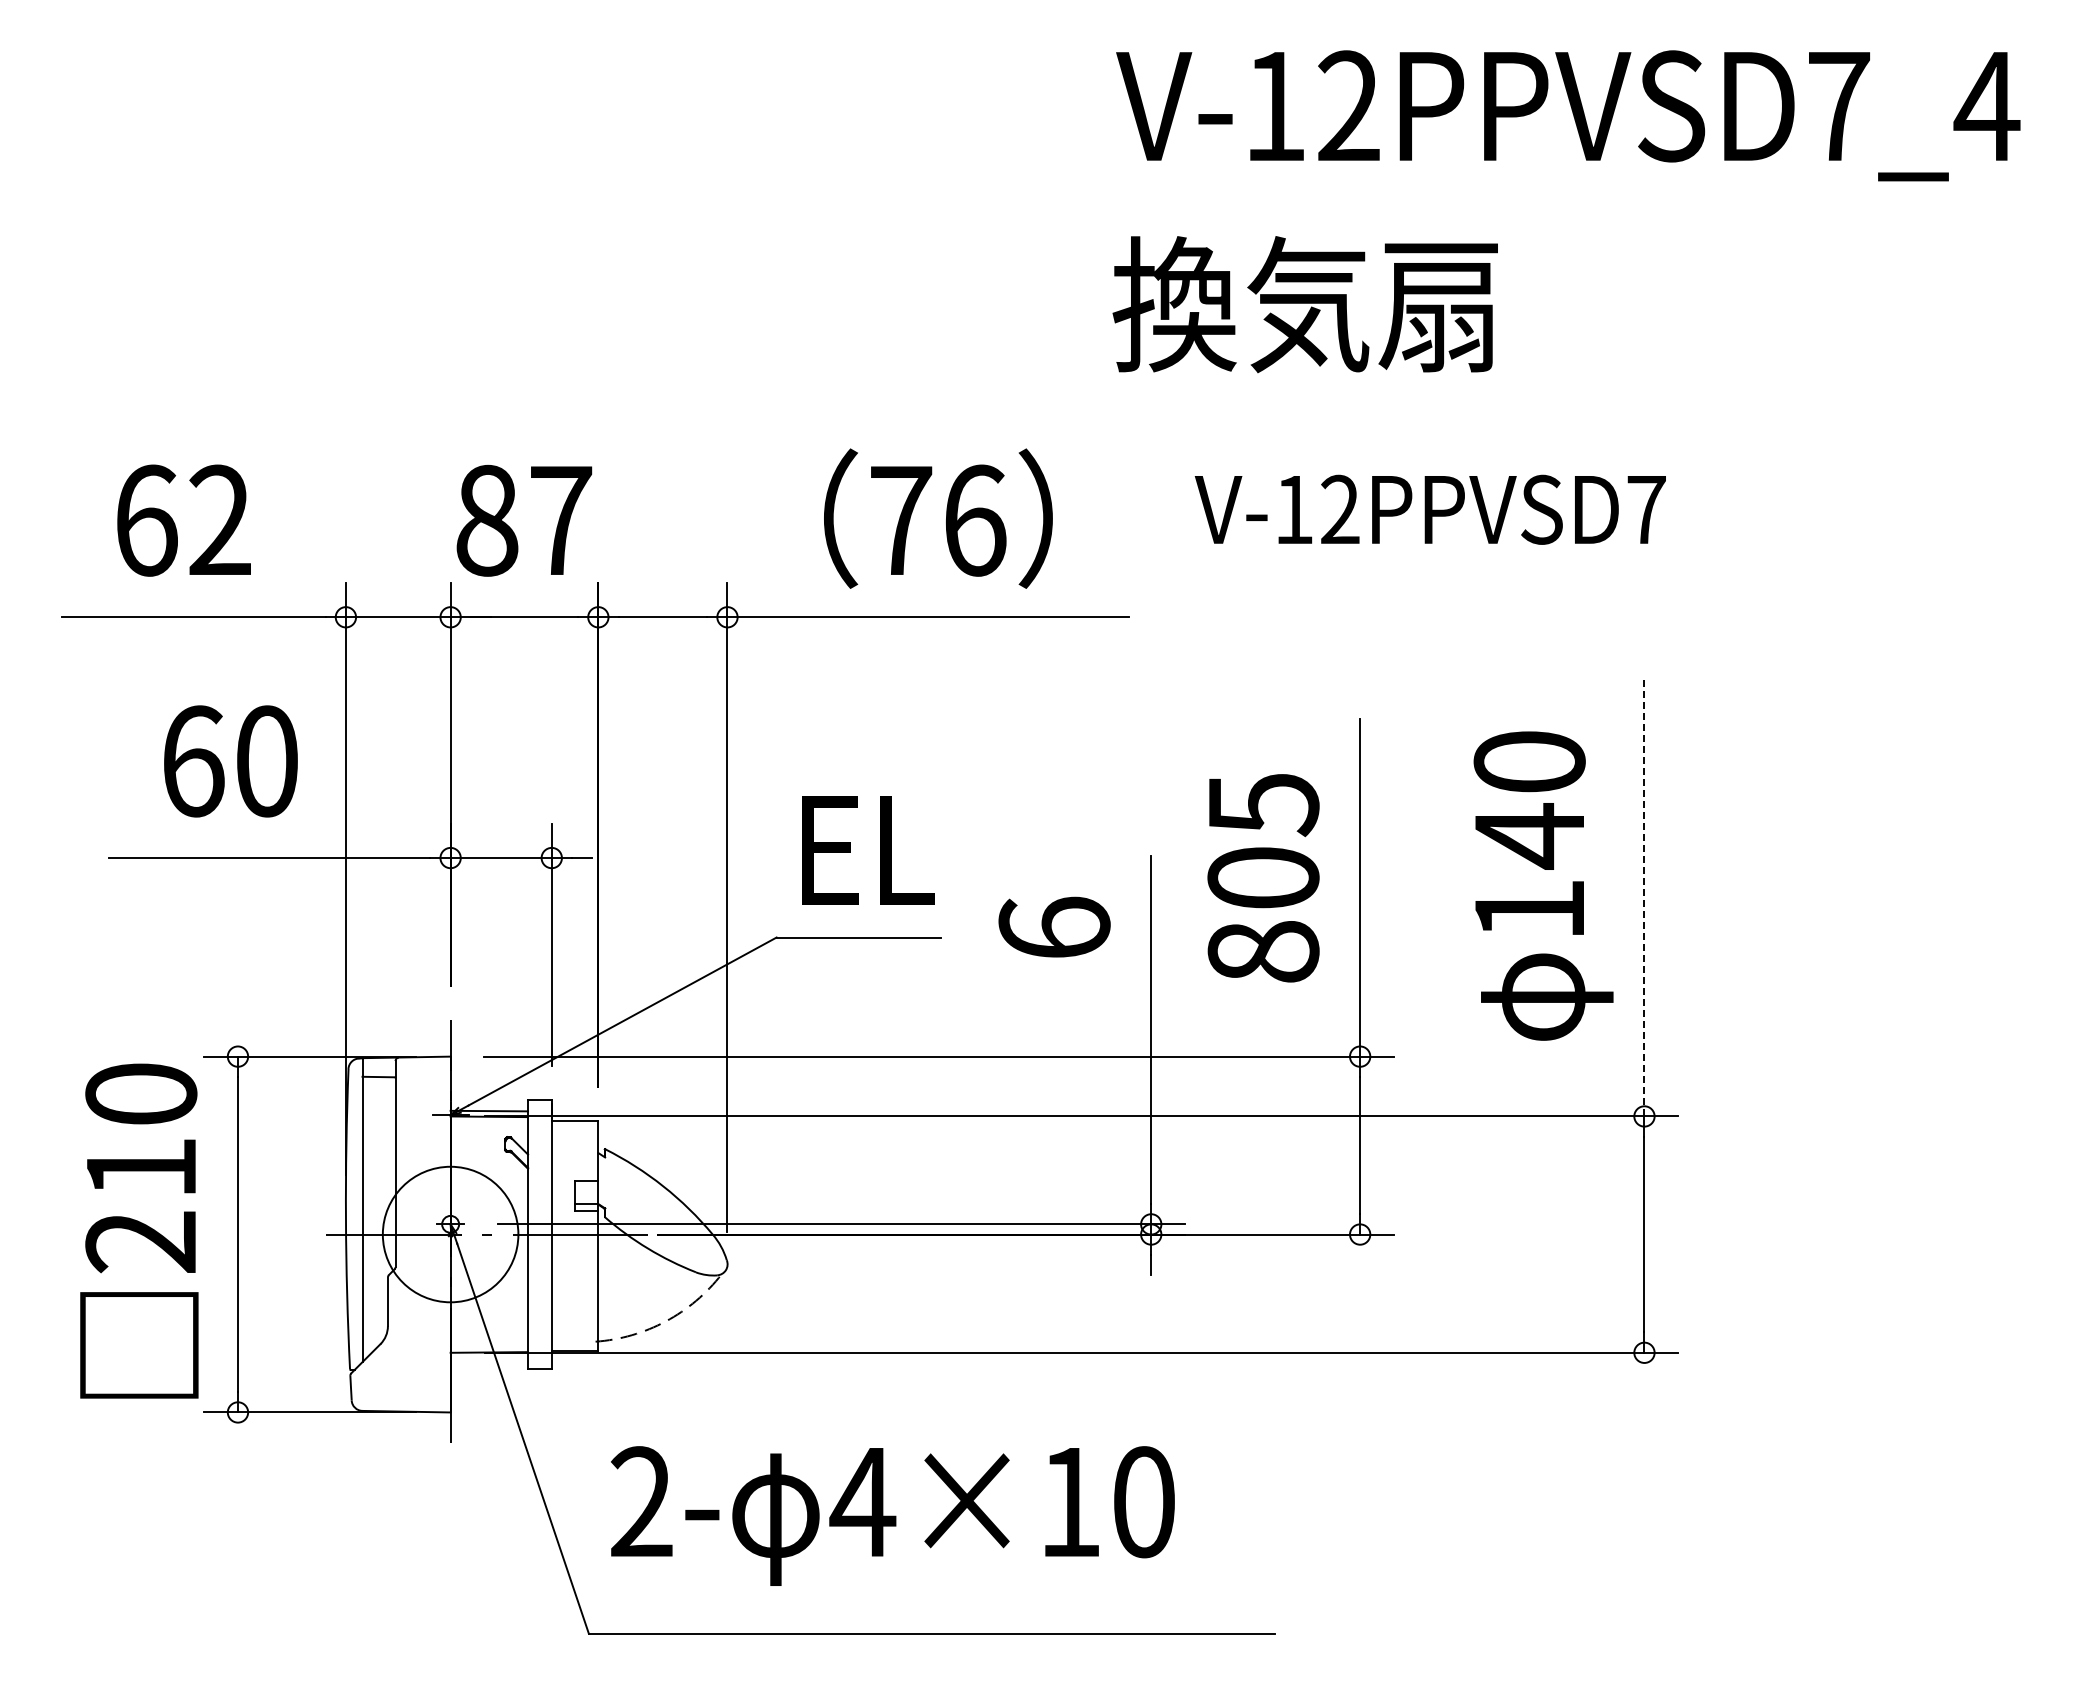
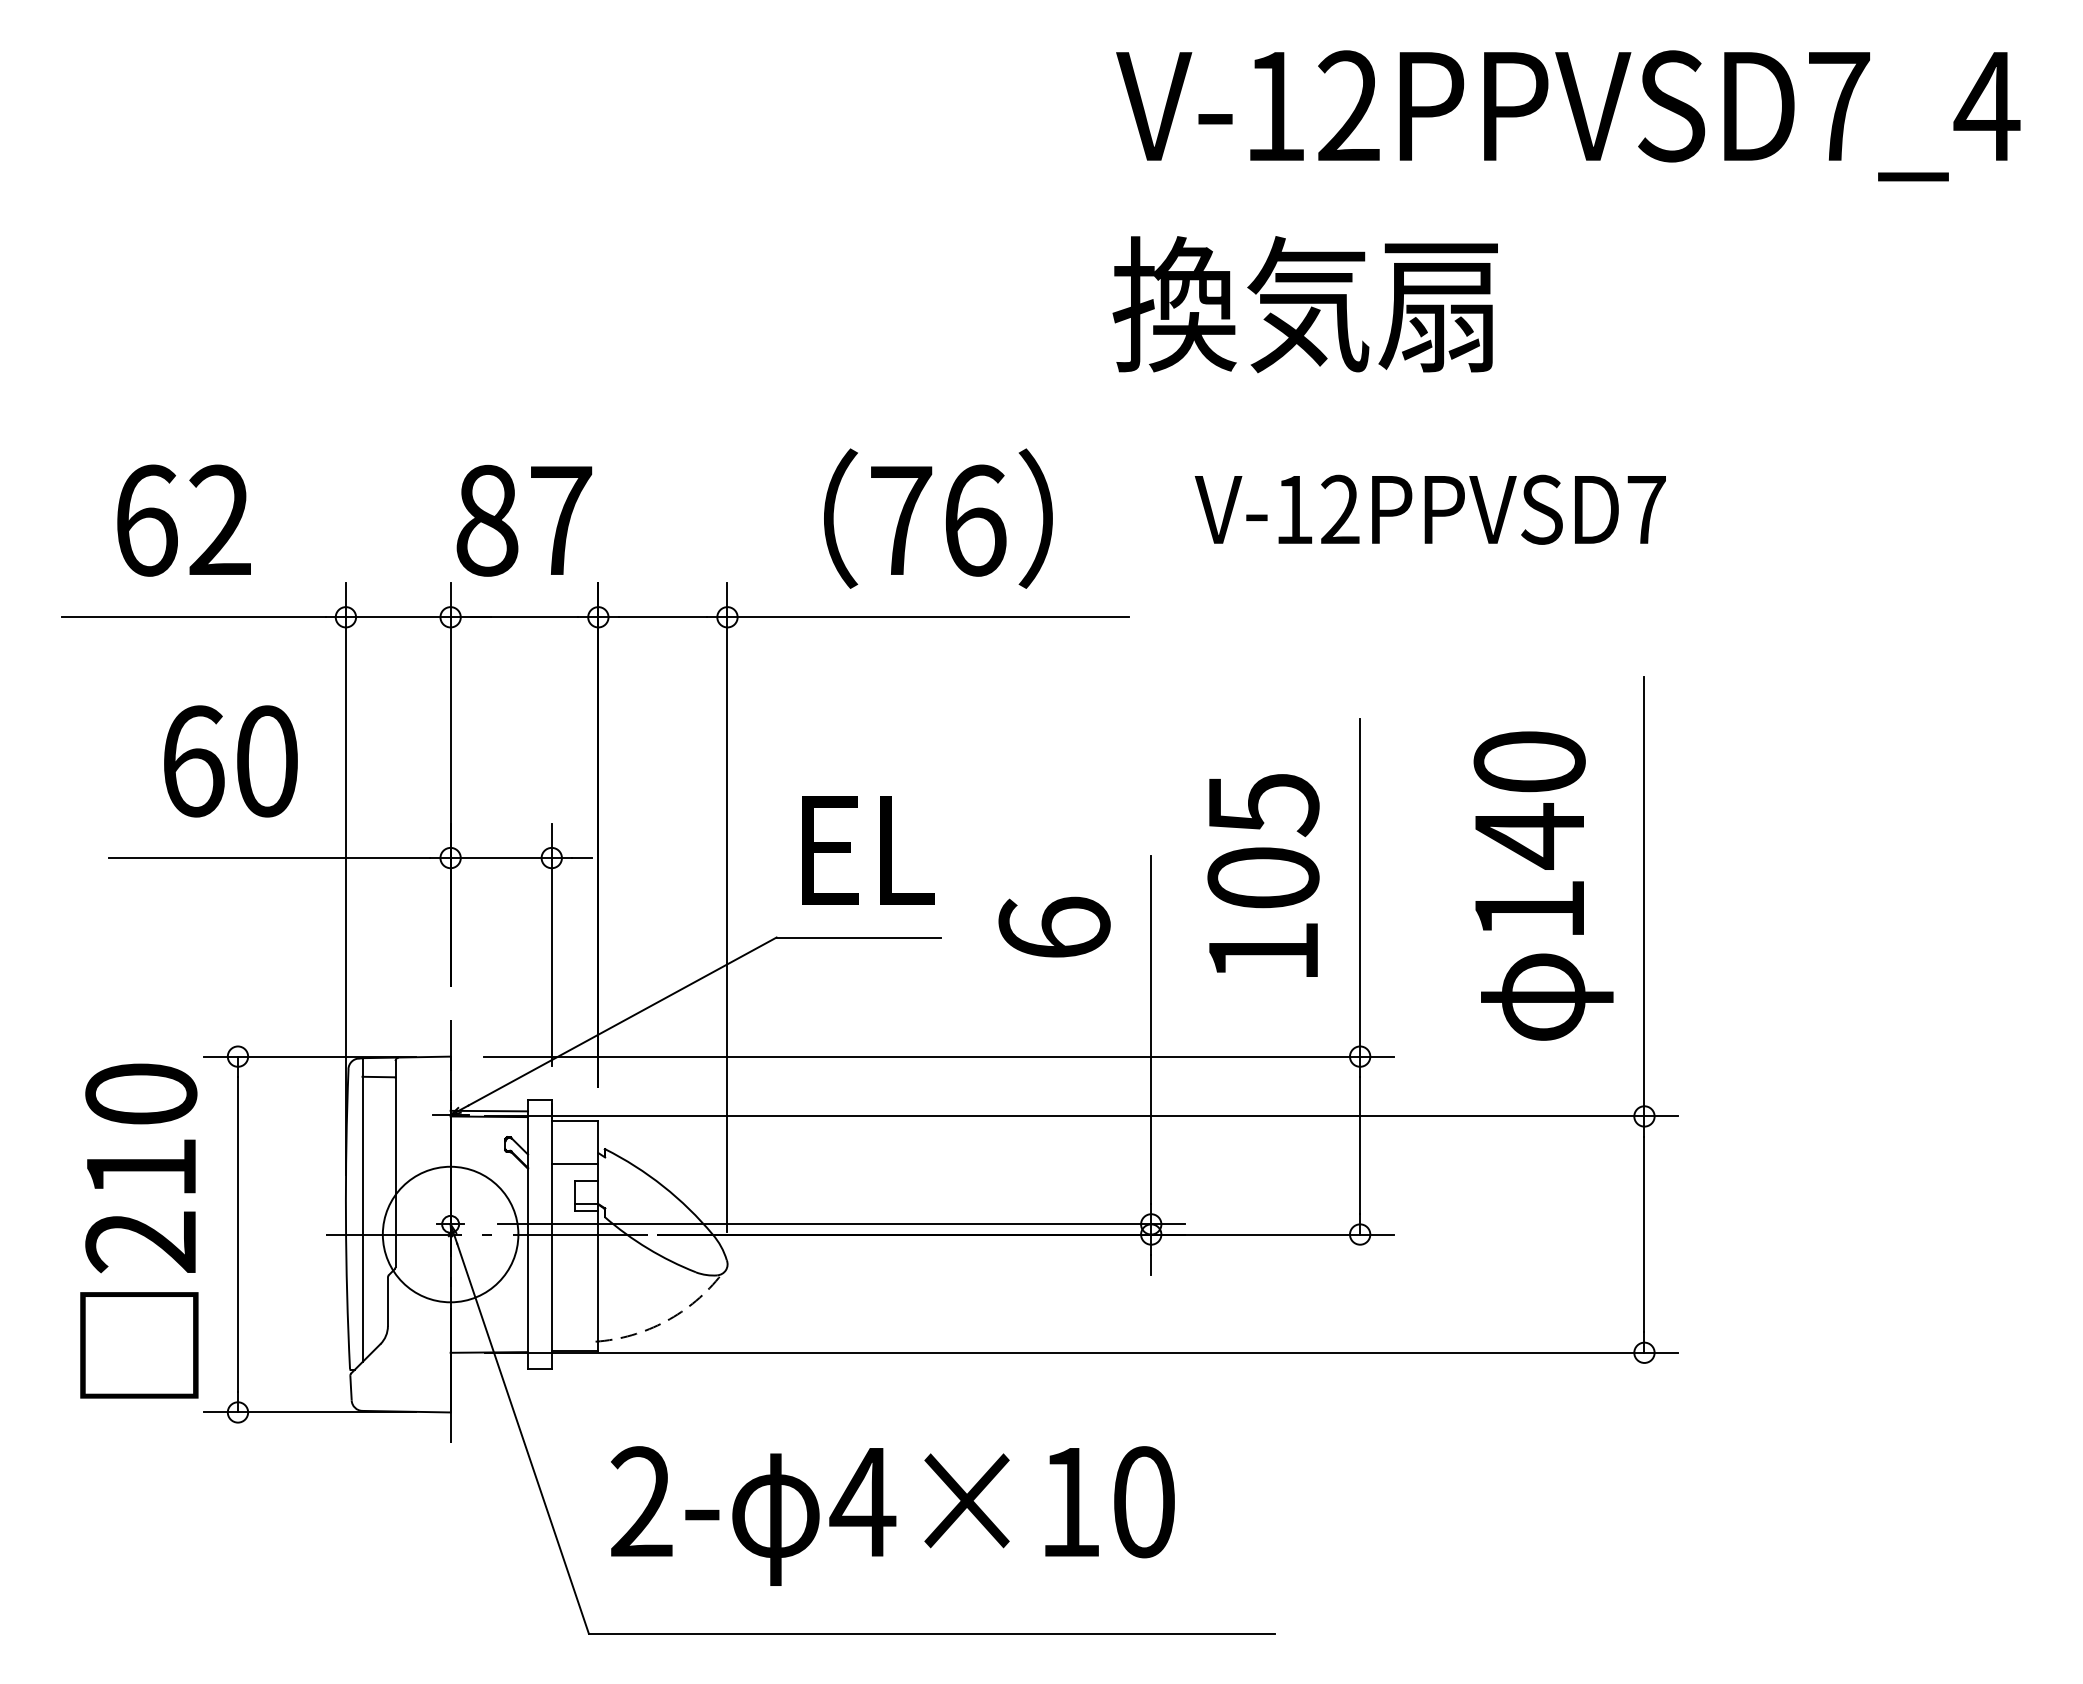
line: dashed -> solid (1644, 896)
text: 805 -> 105 (1263, 951)
line: none -> present (574, 1163)
